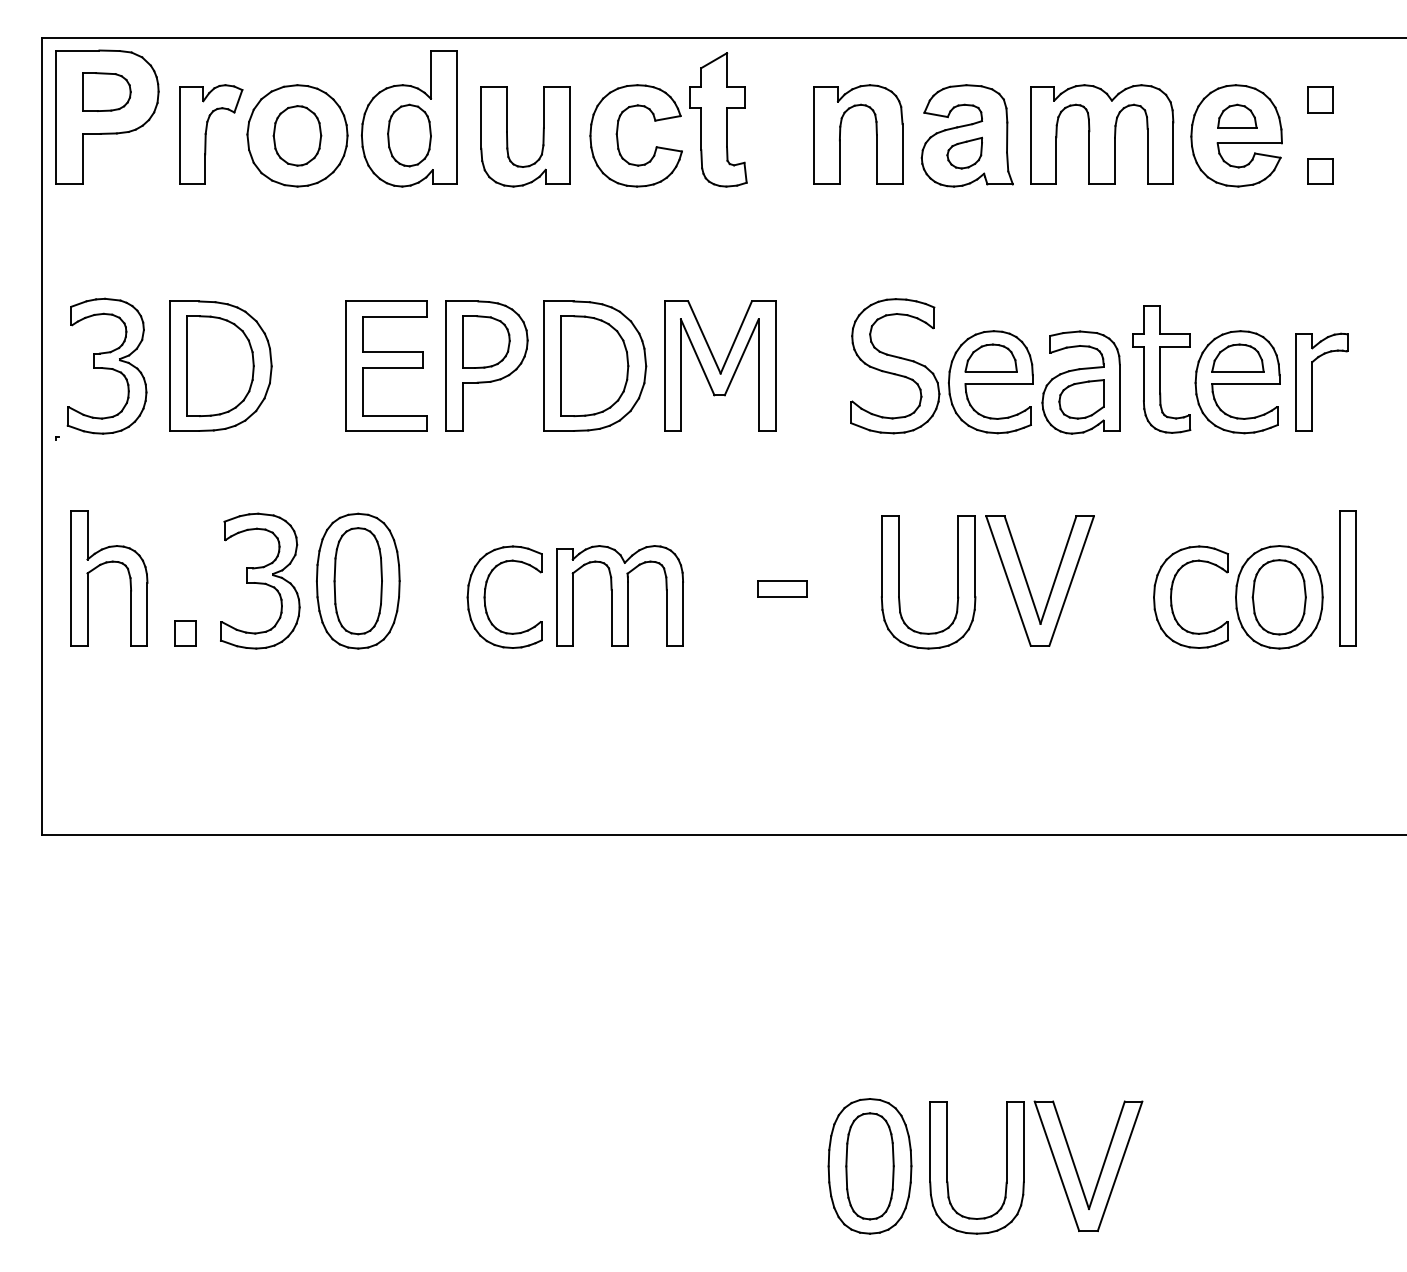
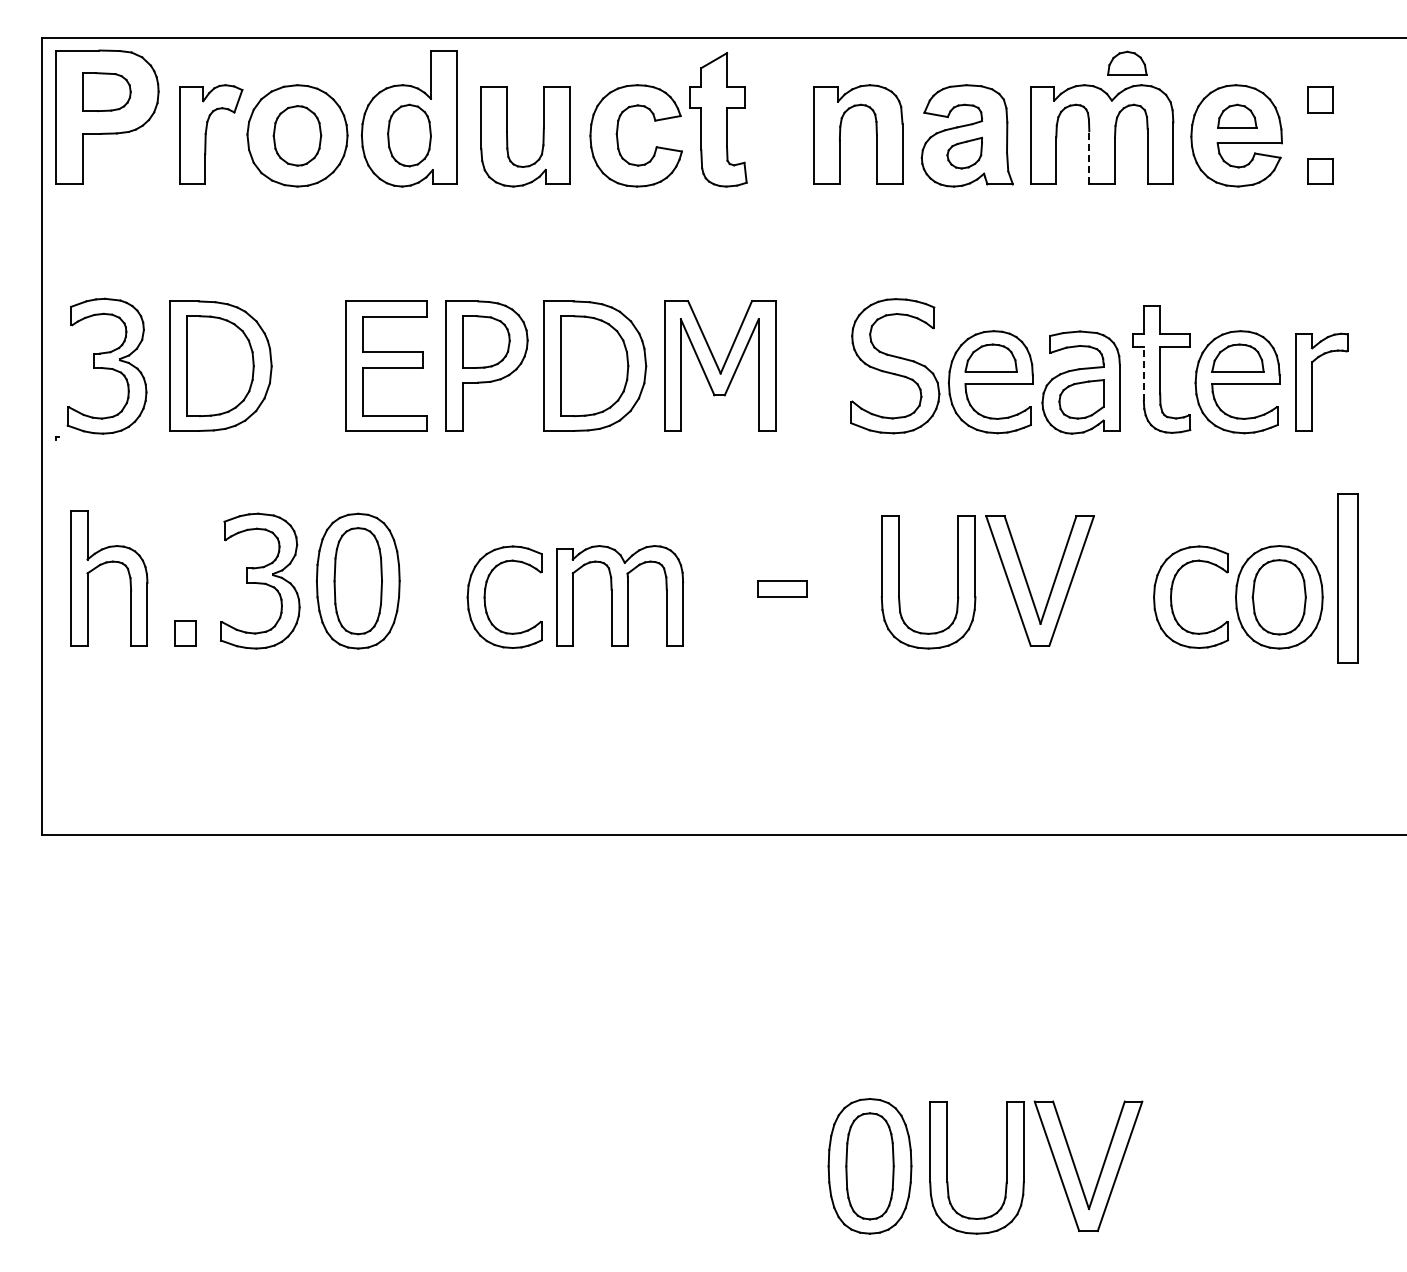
part: none -> present (1127, 62)
line: solid -> dashed (1089, 157)
line: solid -> dashed (1143, 374)
part size: 18x137 px -> 22x171 px (1347, 578)
